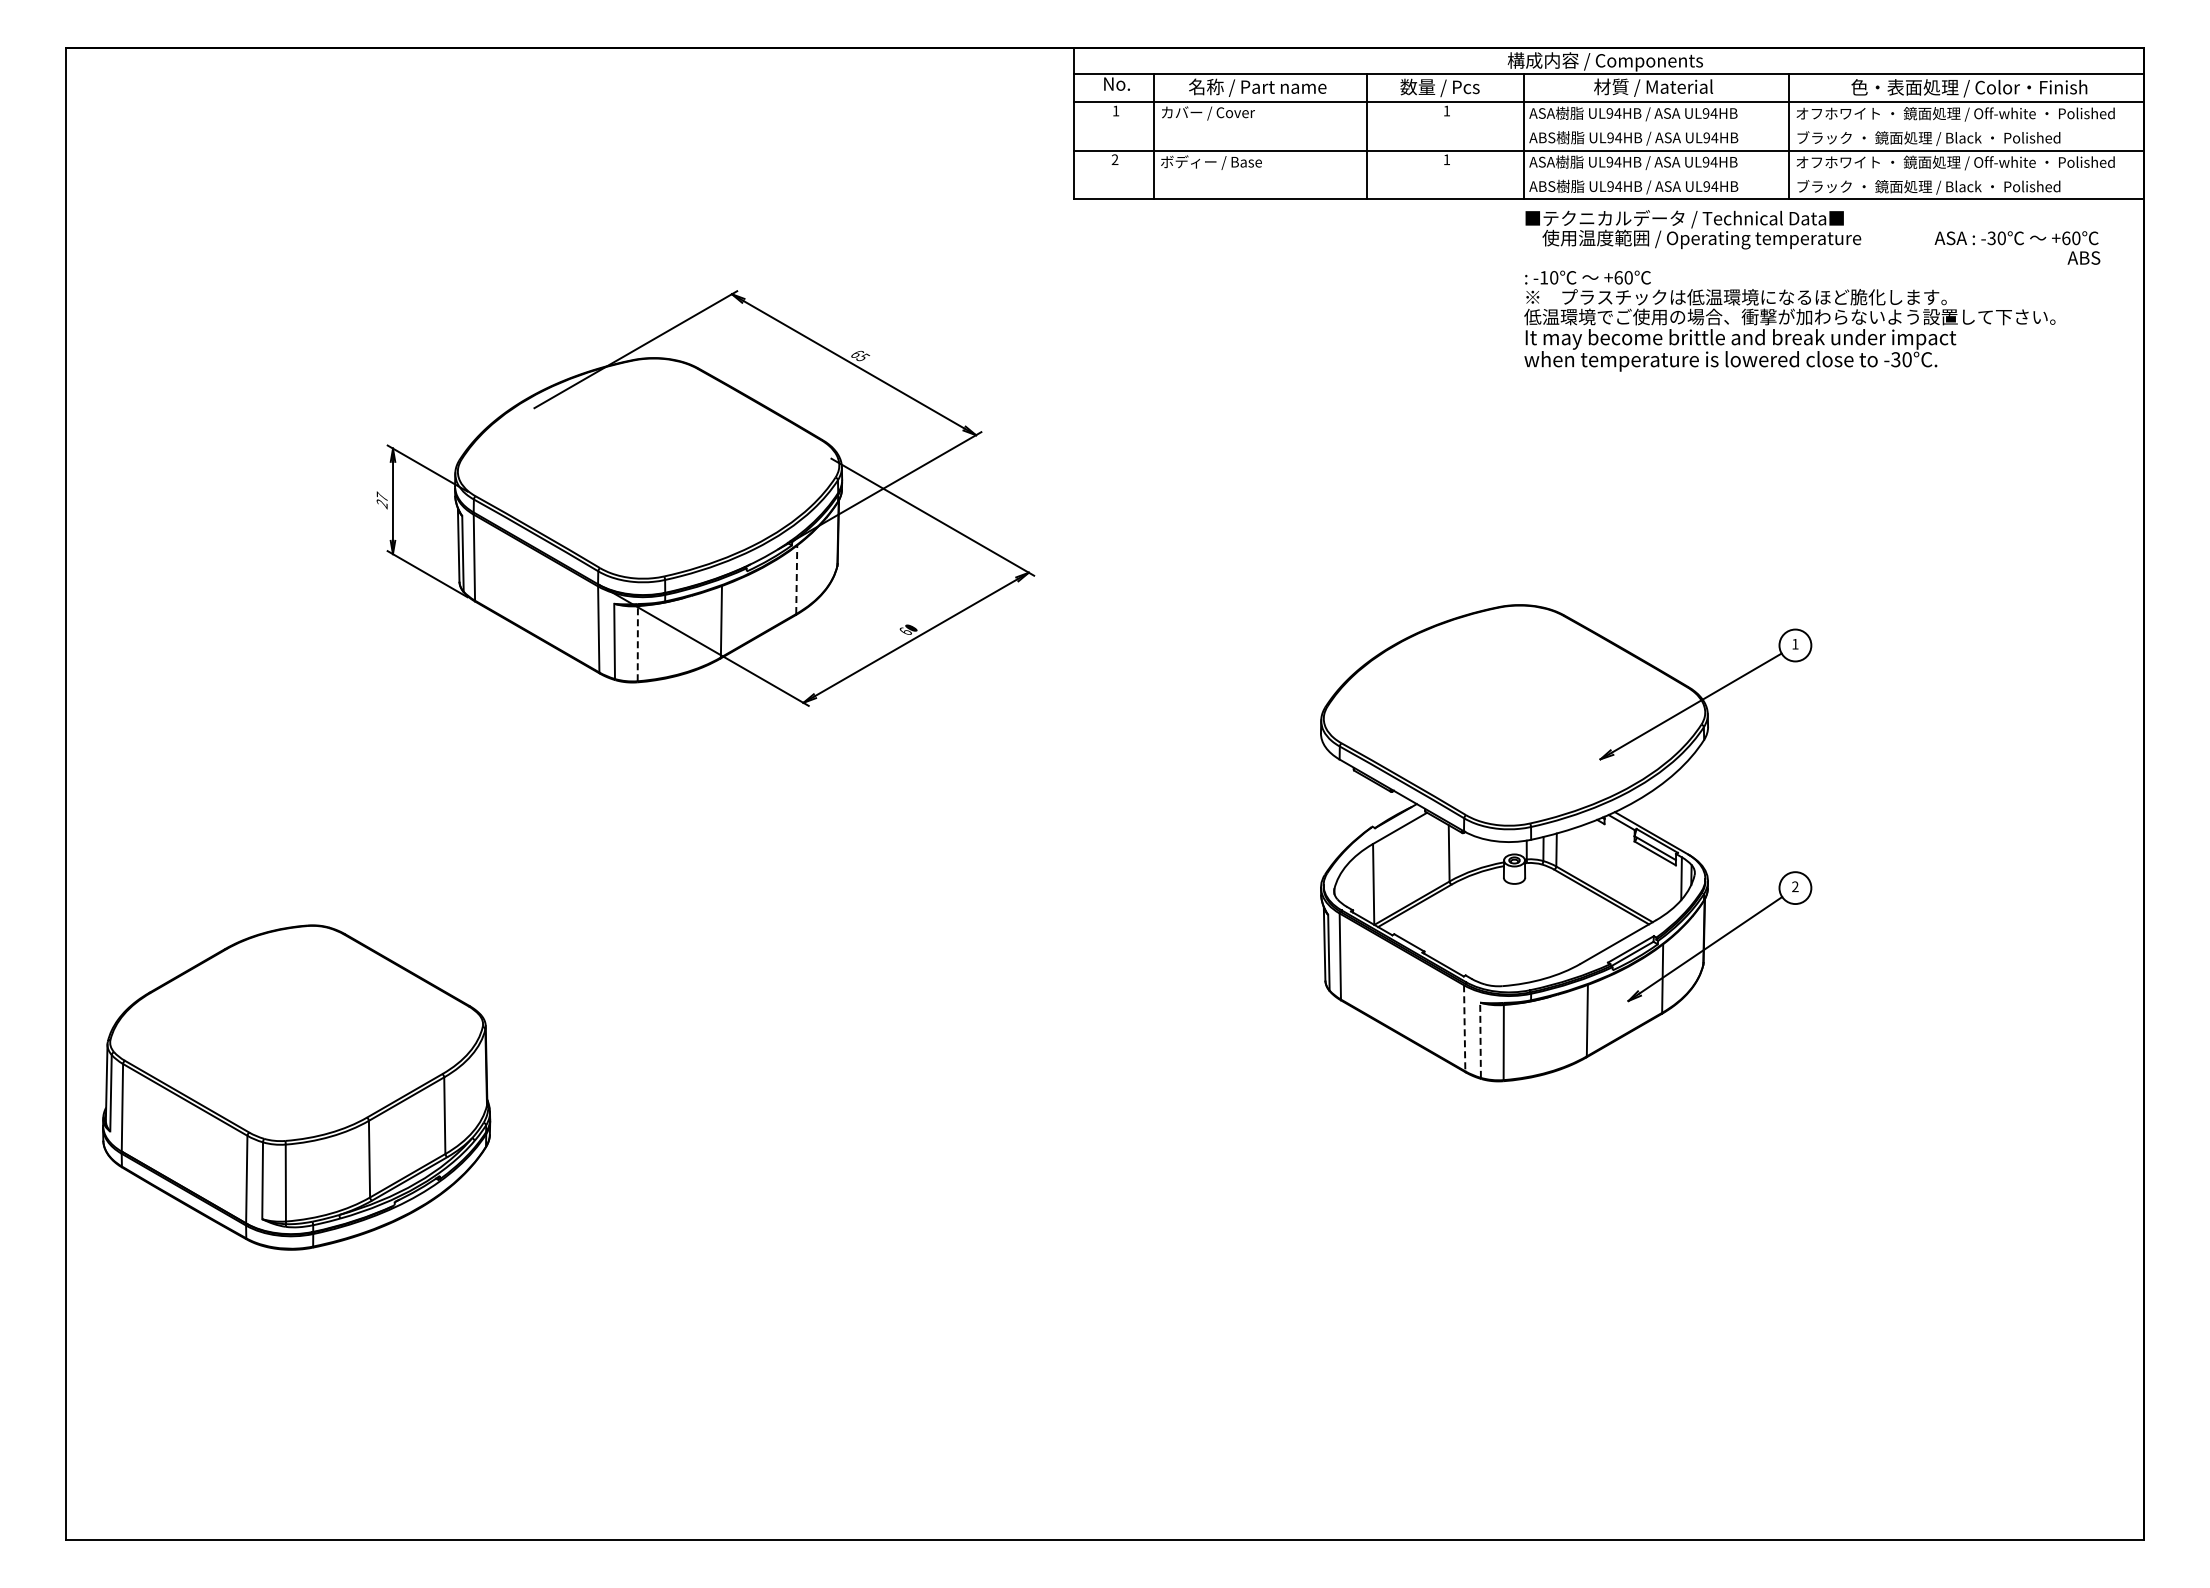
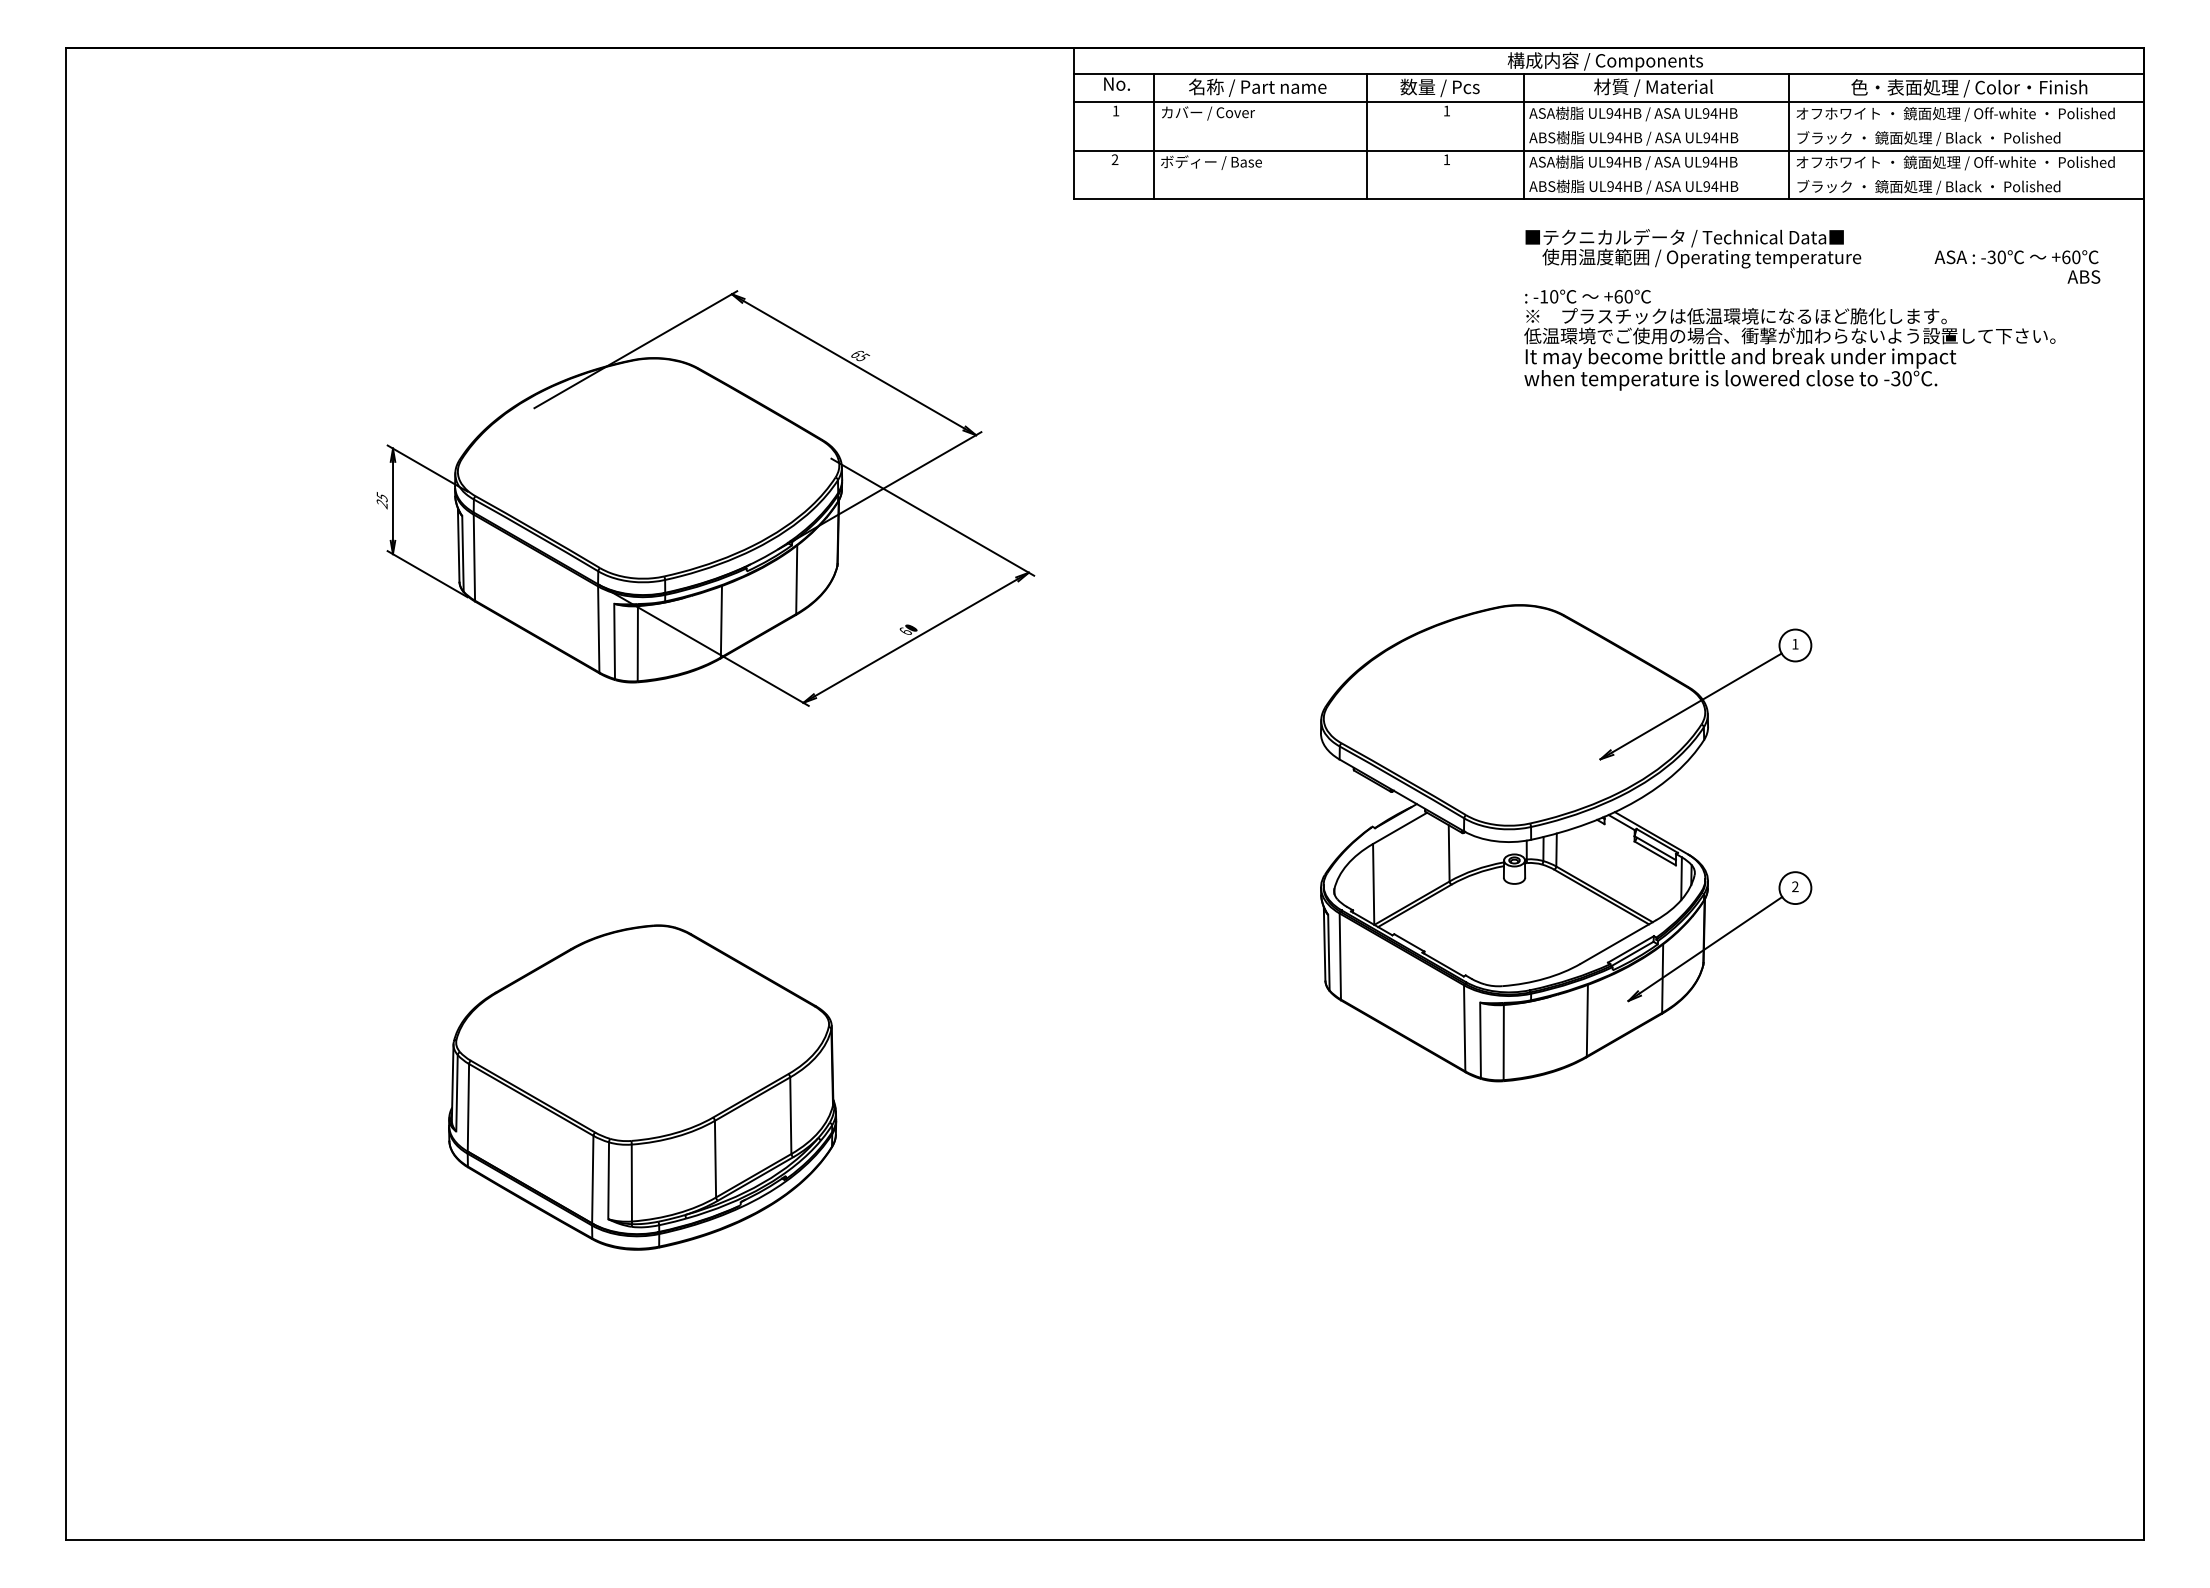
text position: (1812, 290) -> (1812, 309) (1812, 309)
text: 27 -> 25 (381, 496)
line: dashed -> solid (796, 579)
line: dashed -> solid (637, 643)
line: dashed -> solid (1464, 1028)
line: dashed -> solid (1480, 1040)
part position: (296, 1087) -> (642, 1087) (642, 1087)
